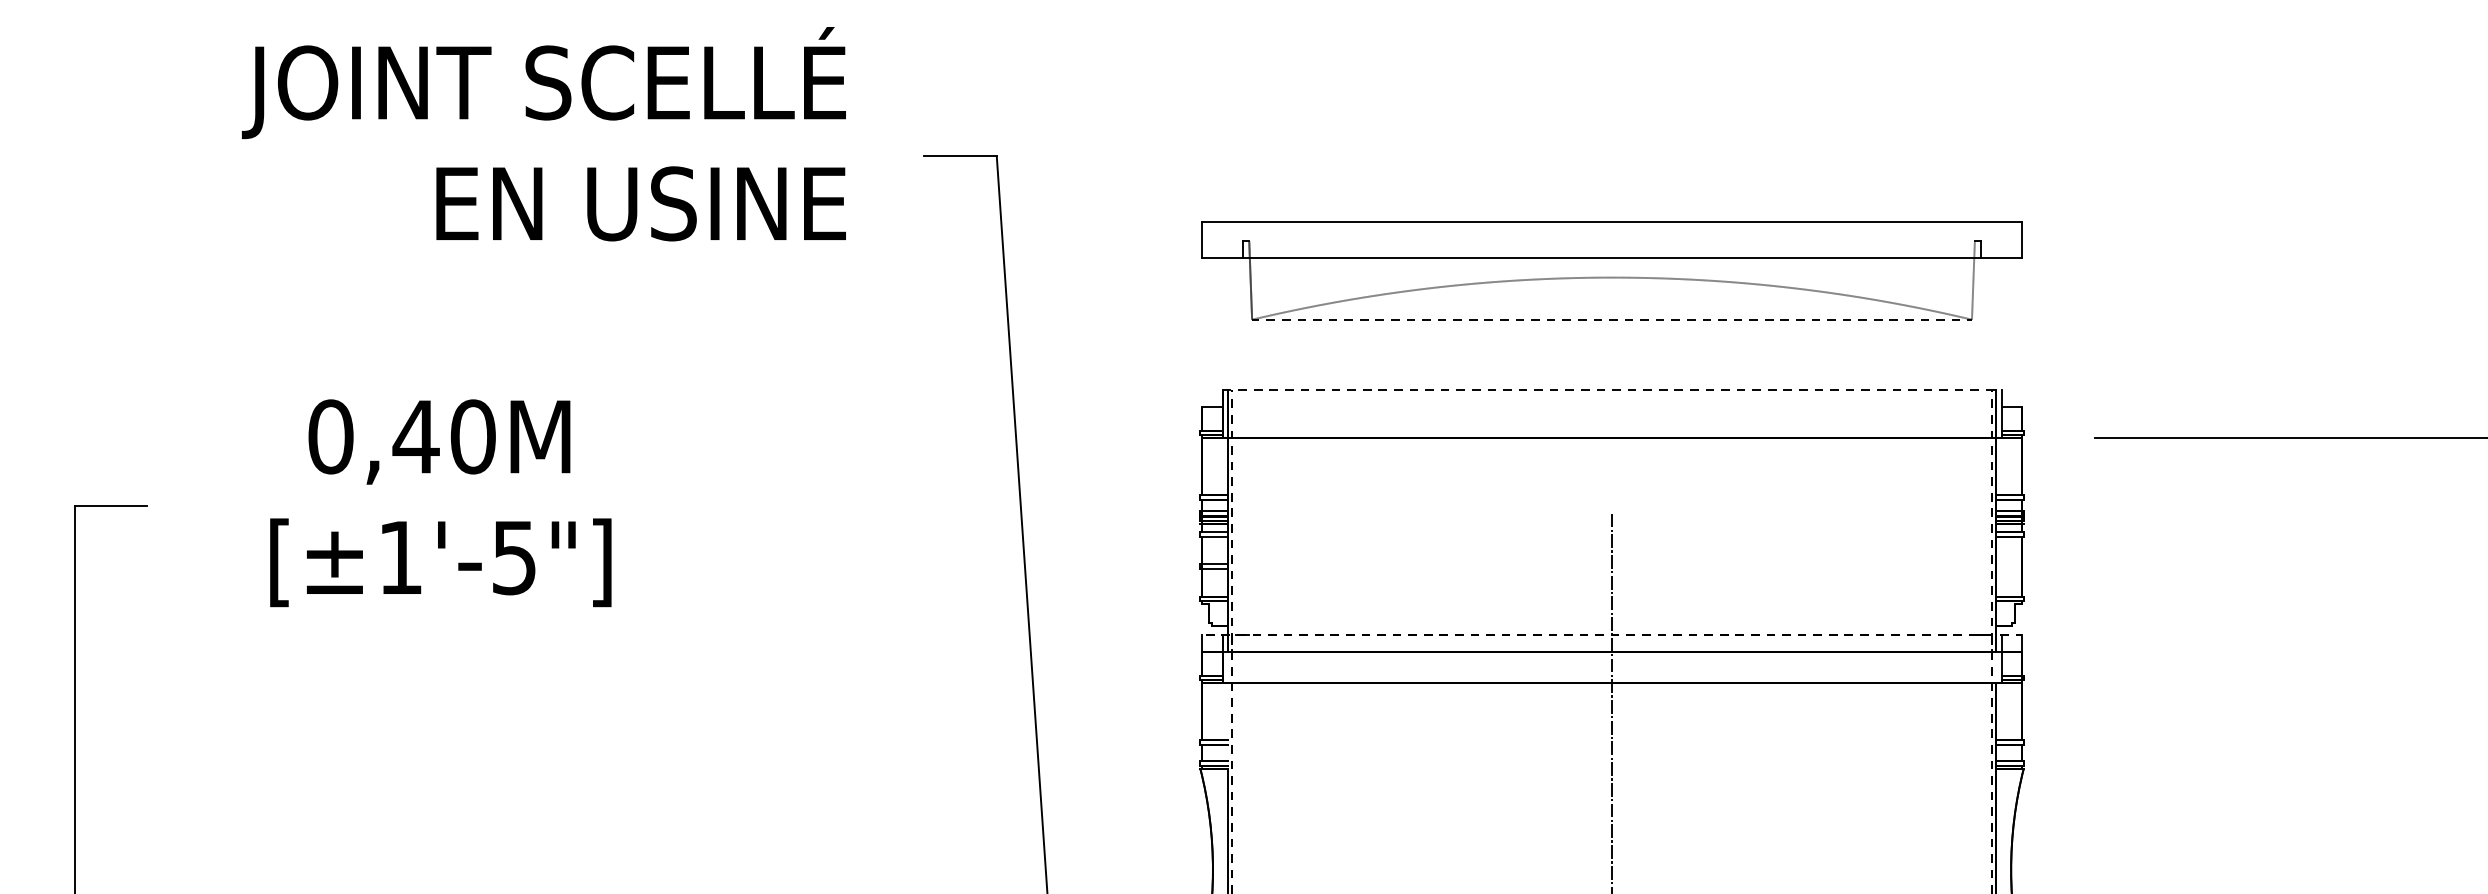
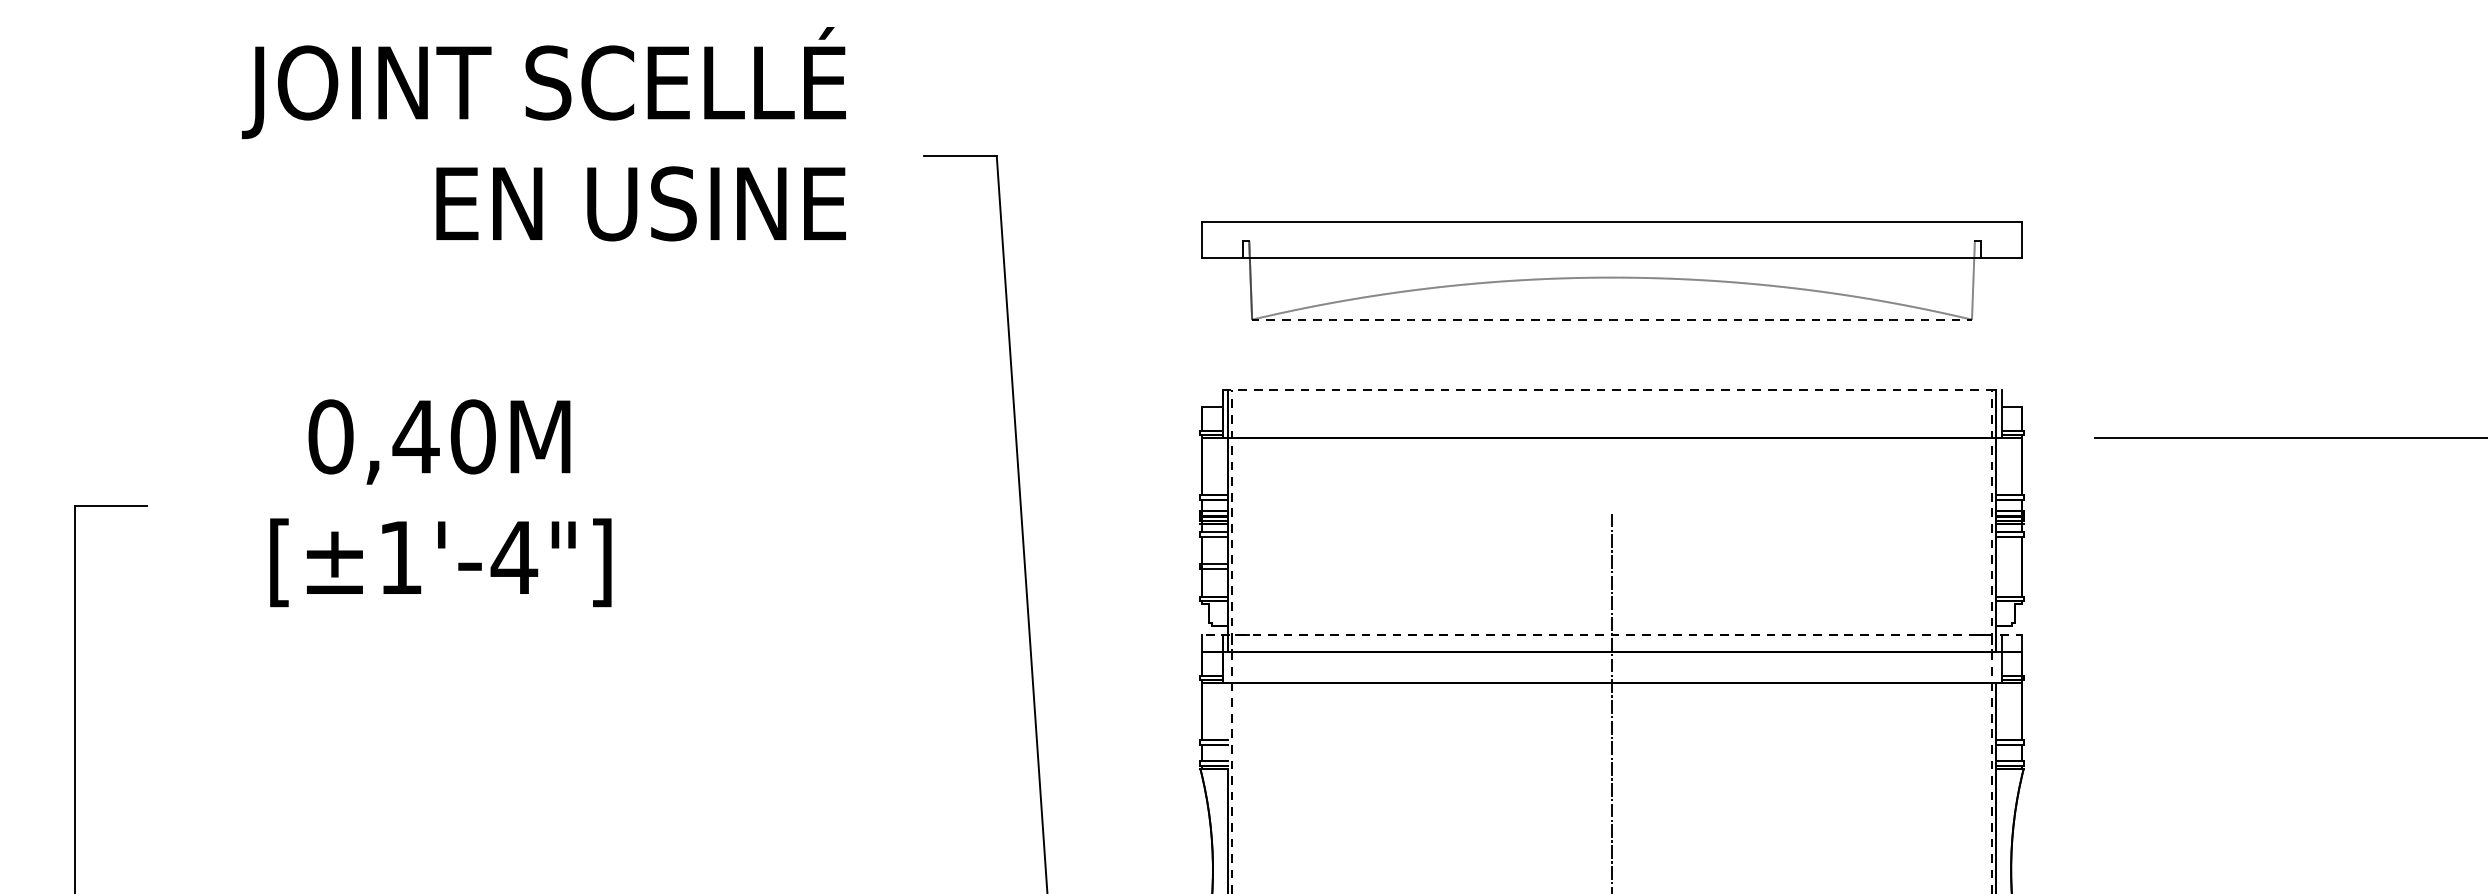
text: [±1'-5"] -> [±1'-4"] (514, 558)
